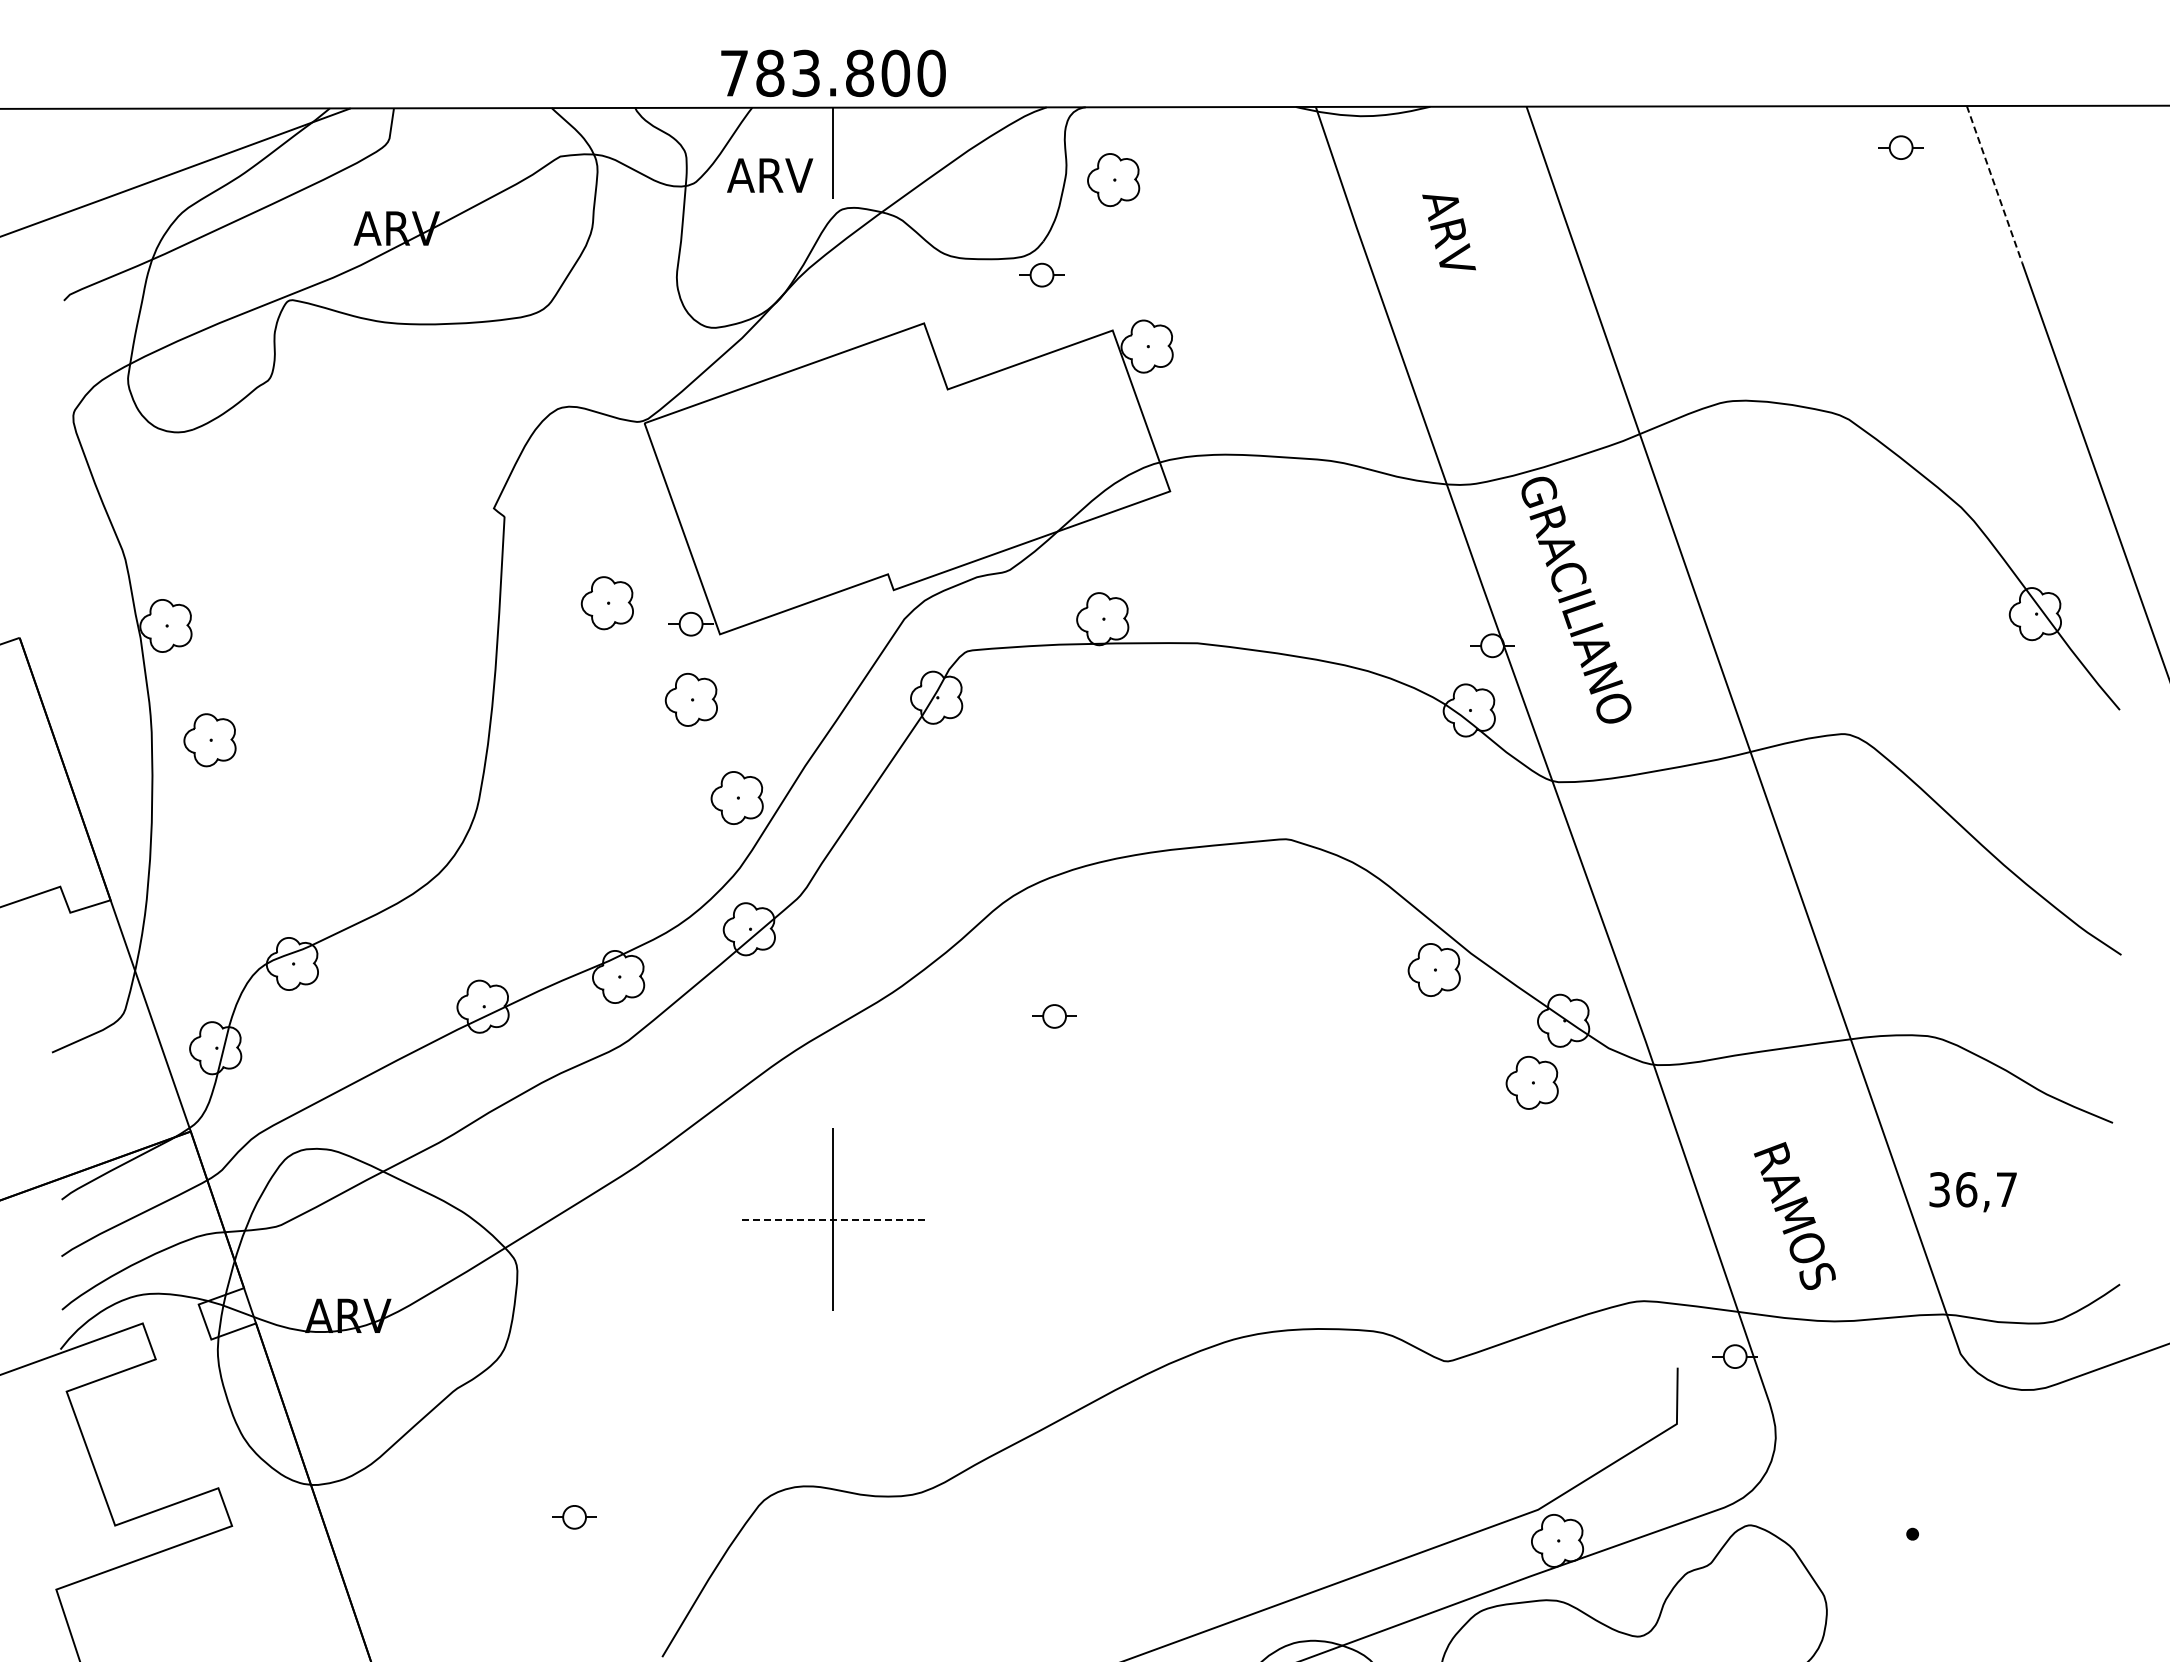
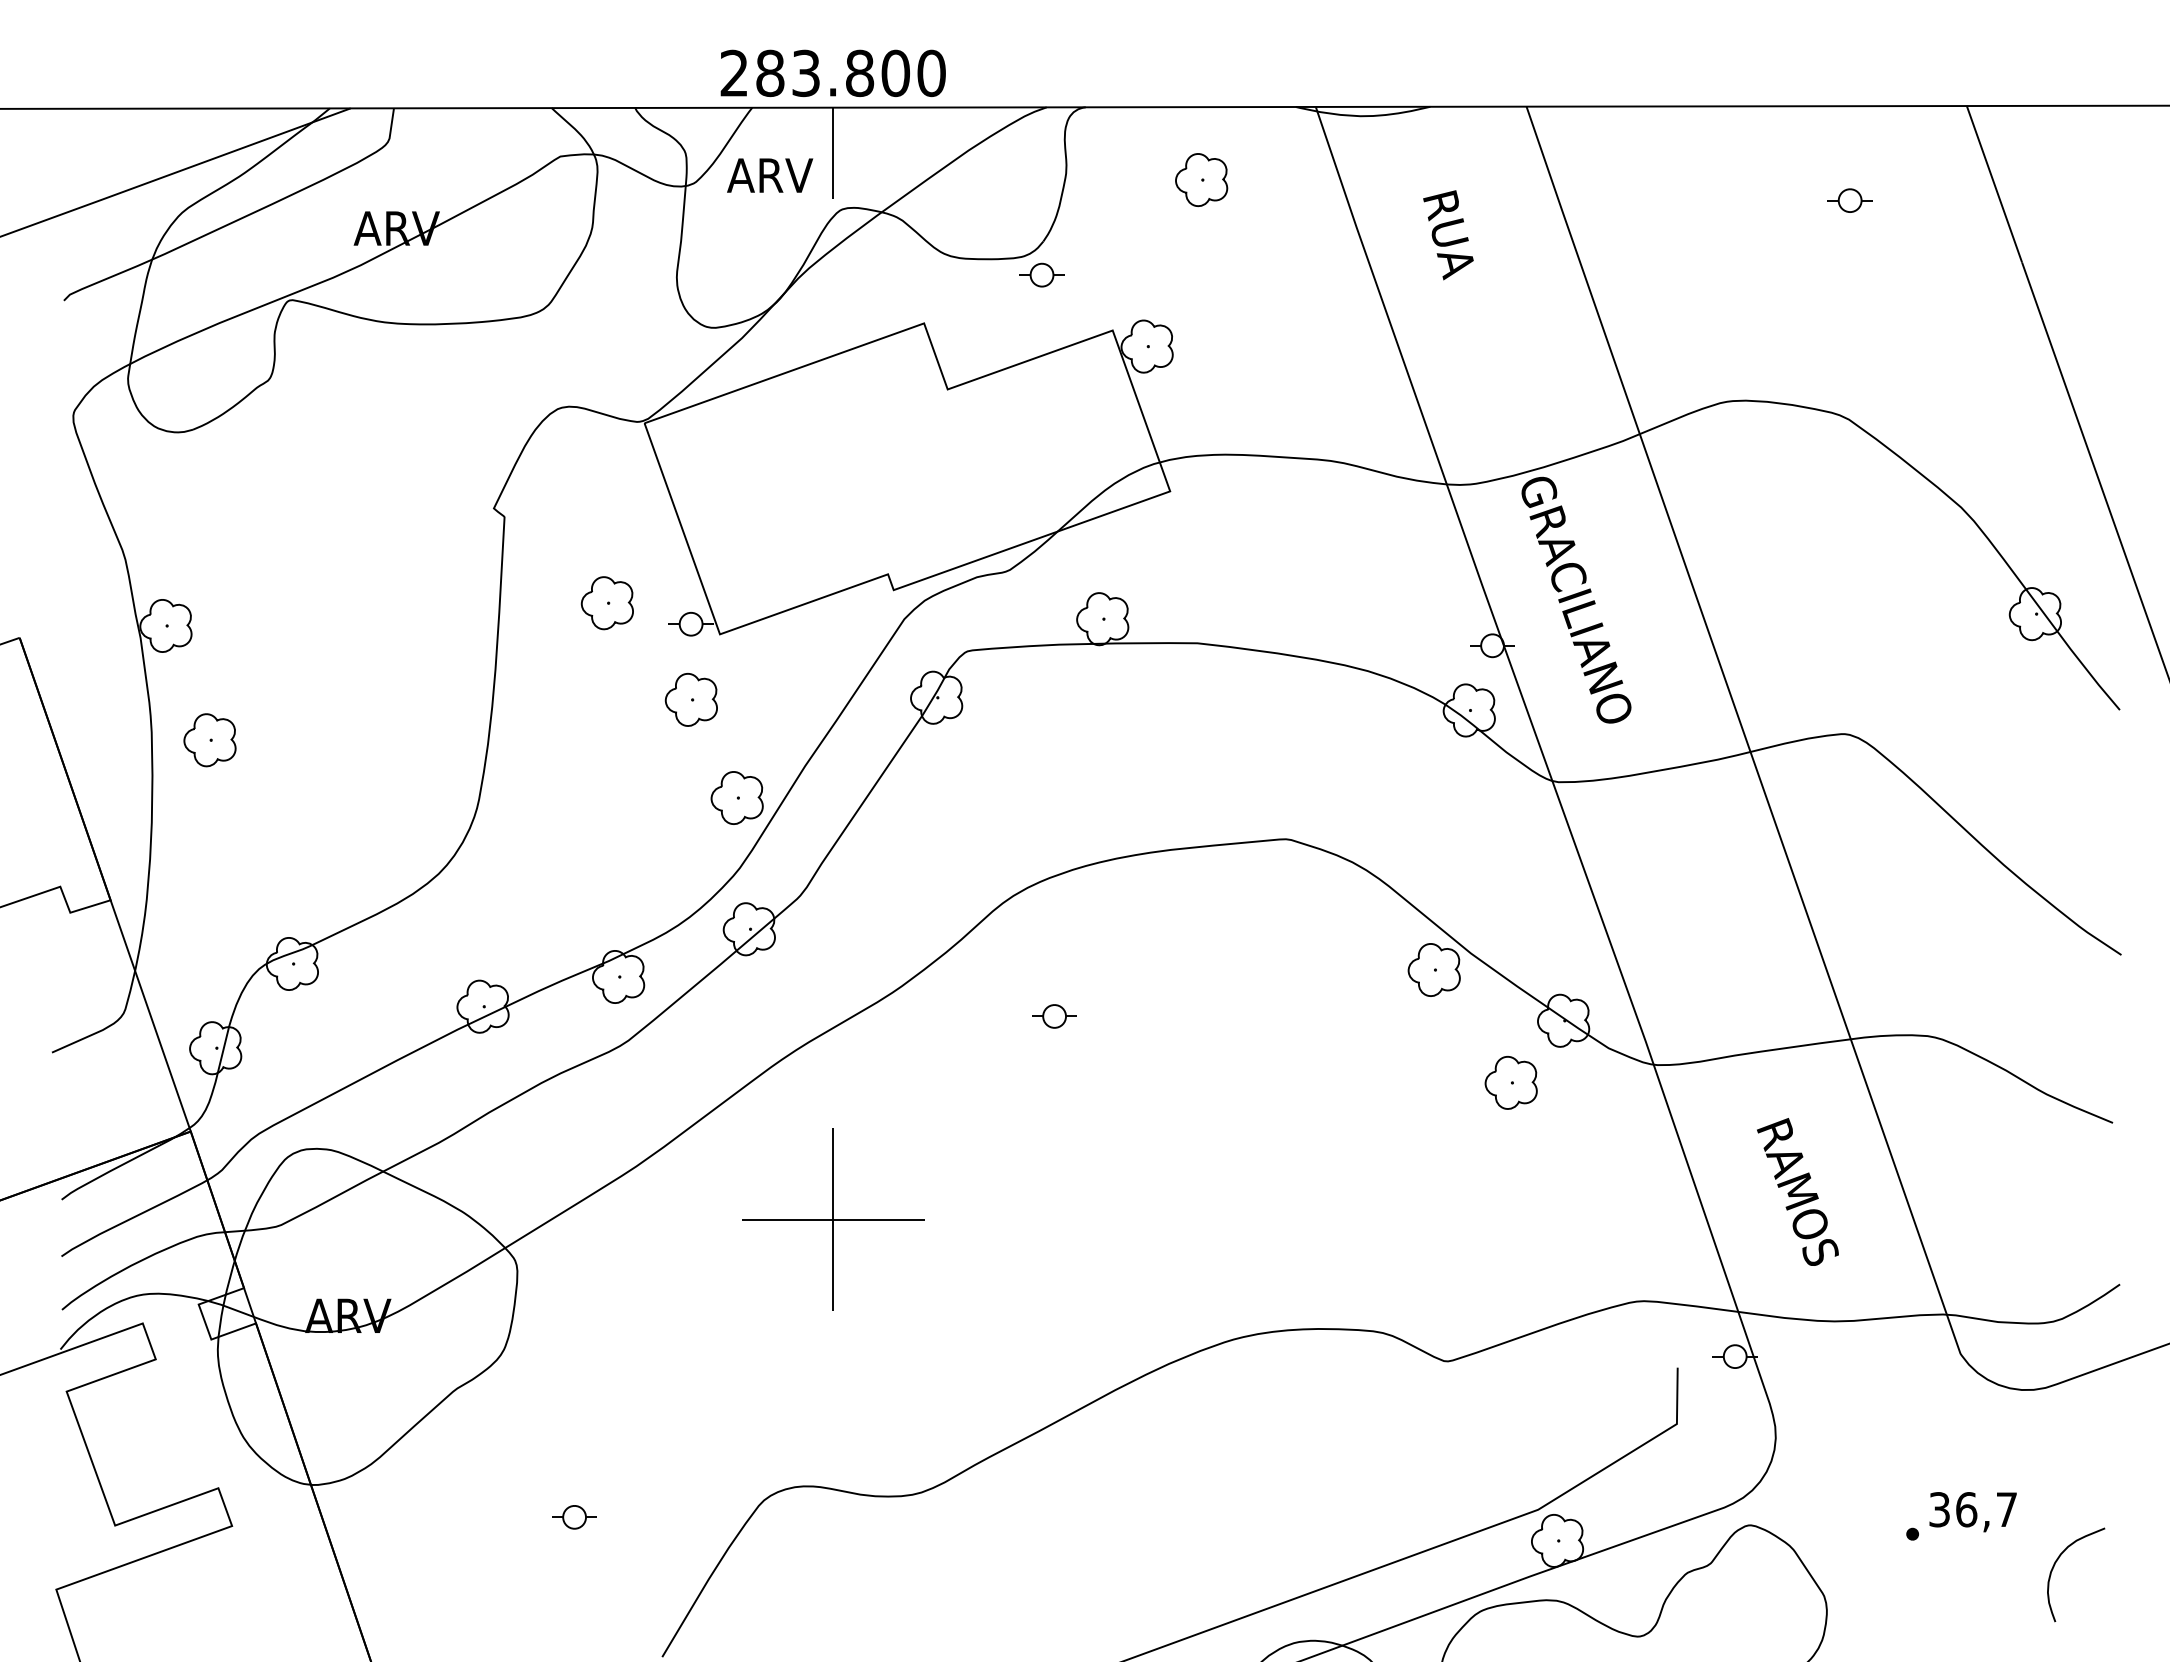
text: 783.800 -> 283.800 (733, 72)
part position: (1900, 147) -> (1849, 200) (1849, 200)
part position: (1113, 180) -> (1201, 180) (1201, 180)
line: dashed -> solid (1994, 184)
text: ARV -> RUA (1448, 235)
part position: (1531, 1082) -> (1510, 1082) (1510, 1082)
text position: (1972, 1192) -> (1972, 1512) (1972, 1512)
text position: (1794, 1215) -> (1797, 1191) (1797, 1191)
line: dashed -> solid (832, 1219)
curve: none -> present (2057, 1561)
